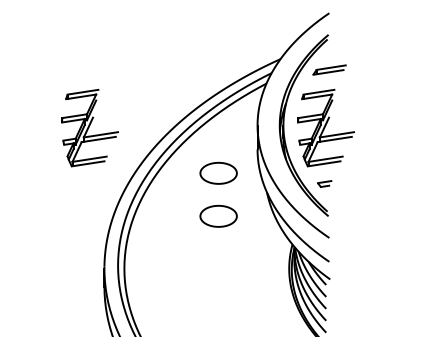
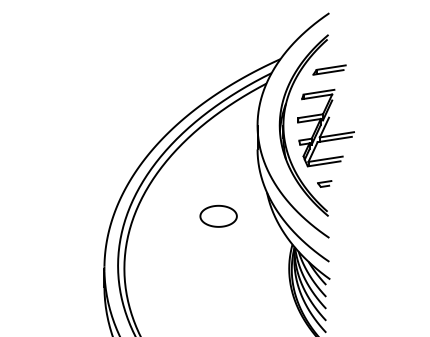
part: present -> none (89, 127)
part: present -> none (218, 172)
